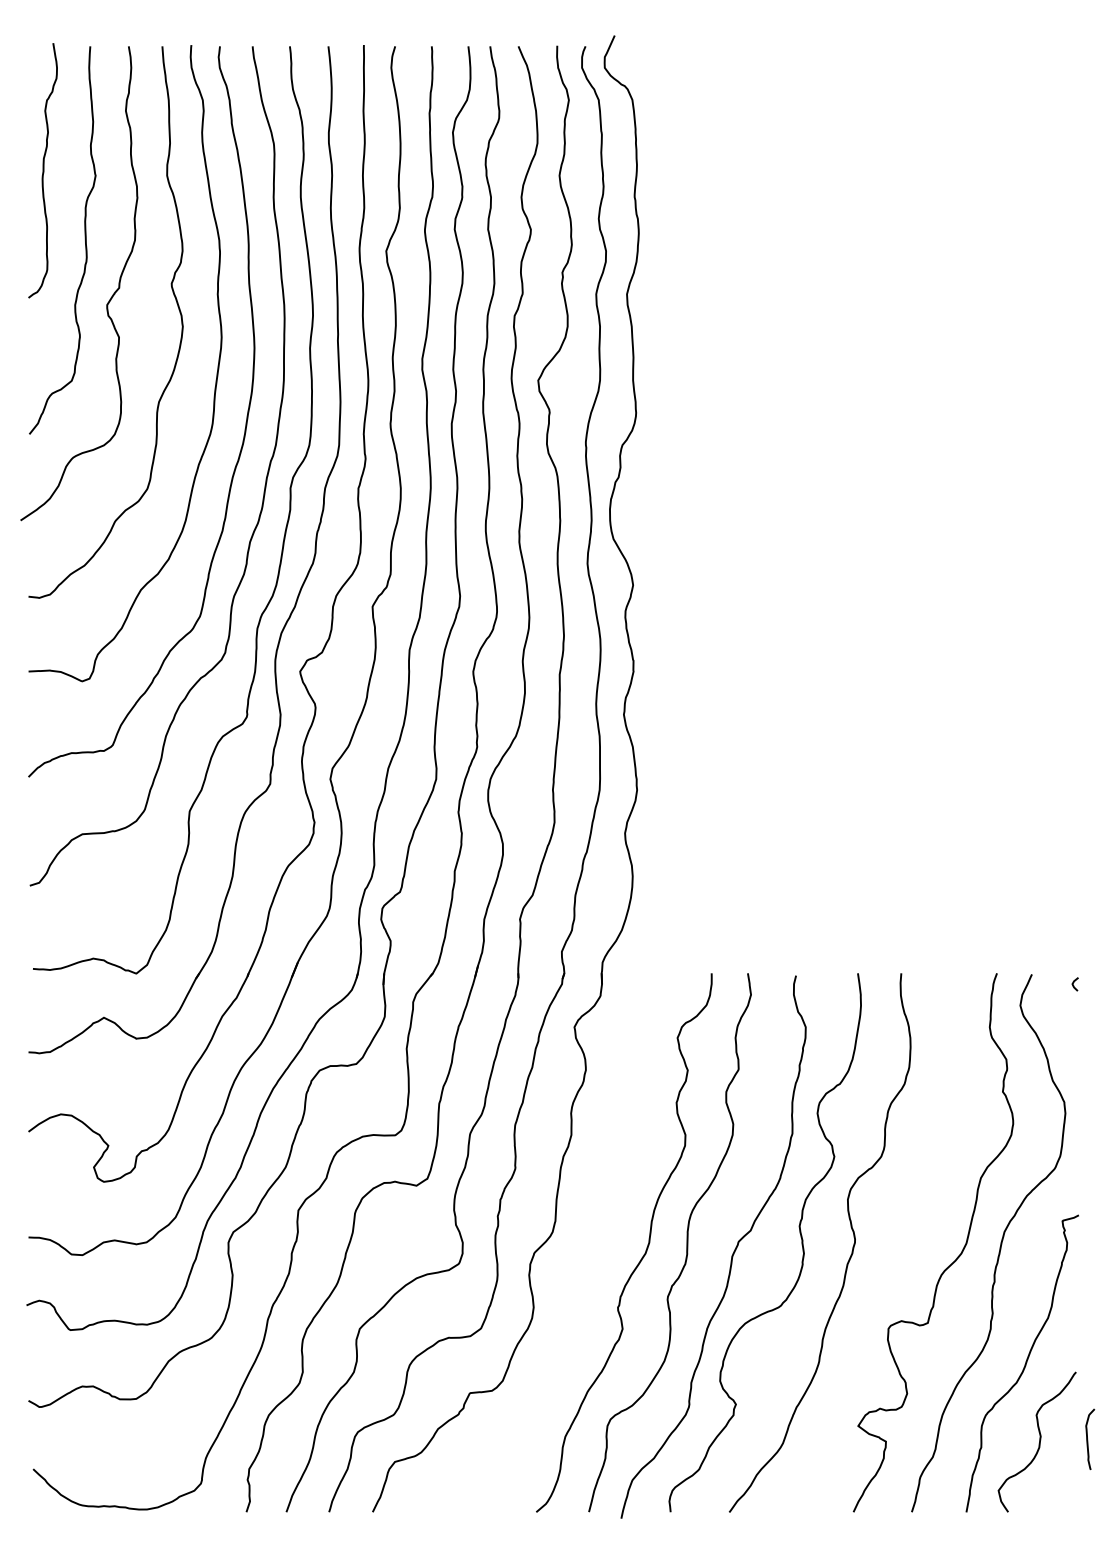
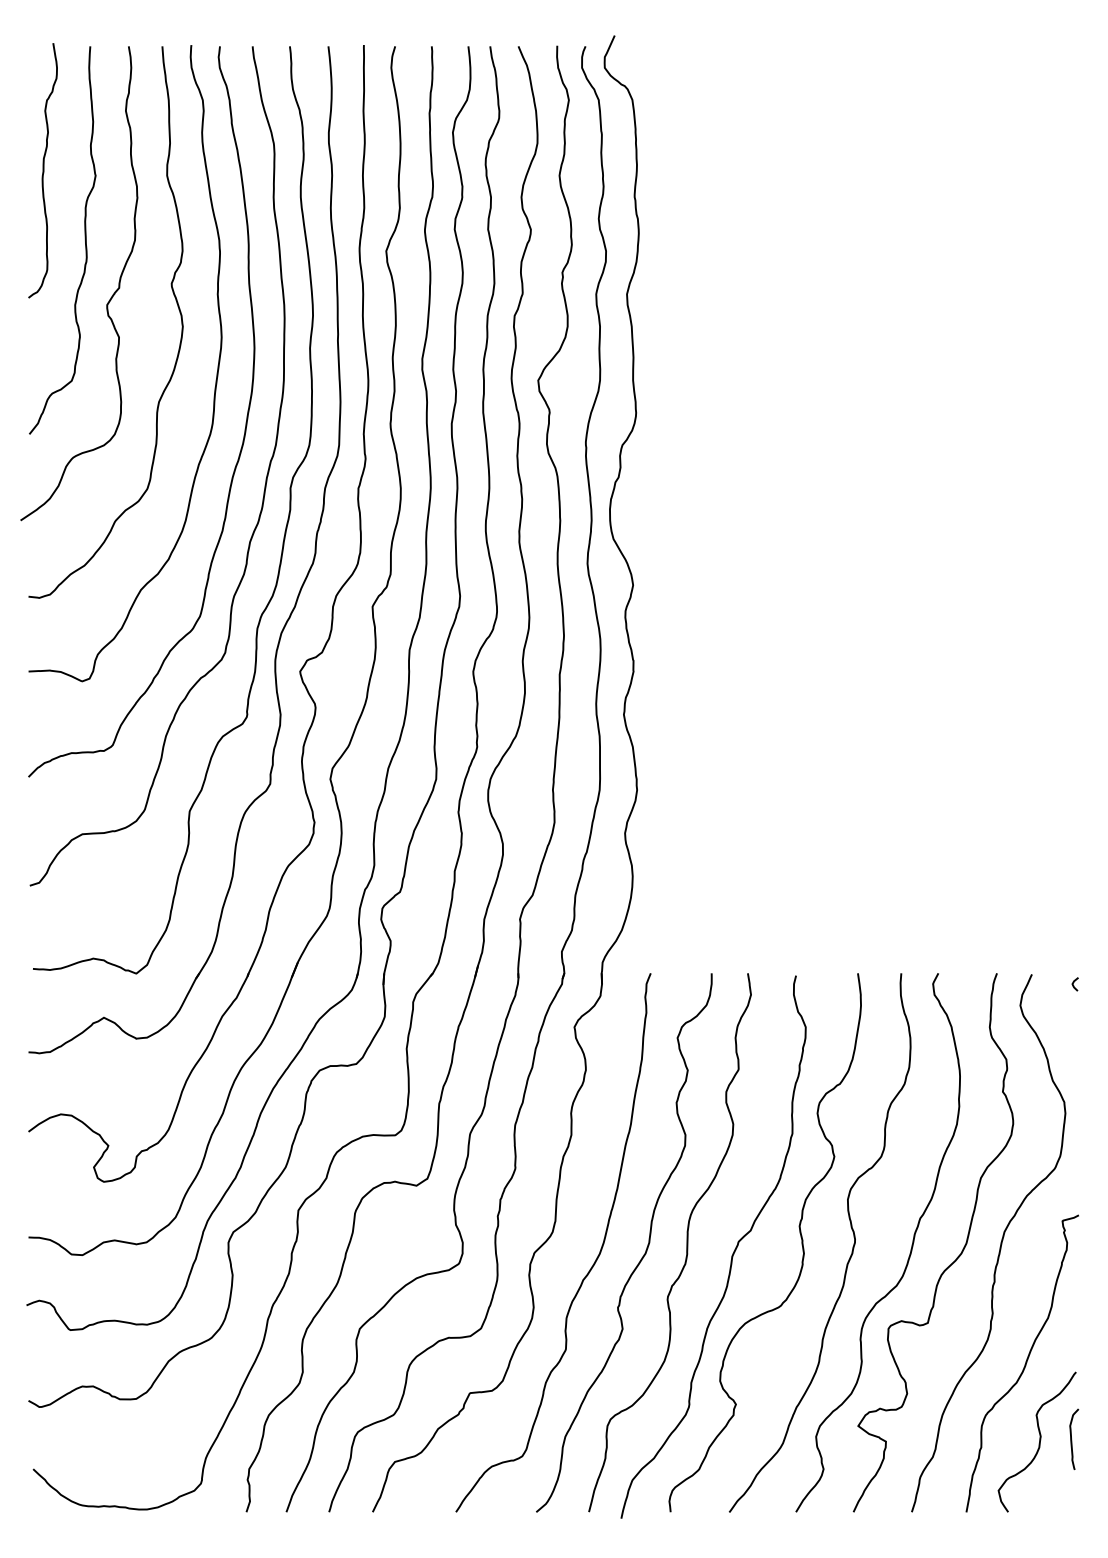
curve: none -> present (910, 1249)
curve: none -> present (592, 1264)
curve position: (1088, 1439) -> (1072, 1439) (1072, 1439)
